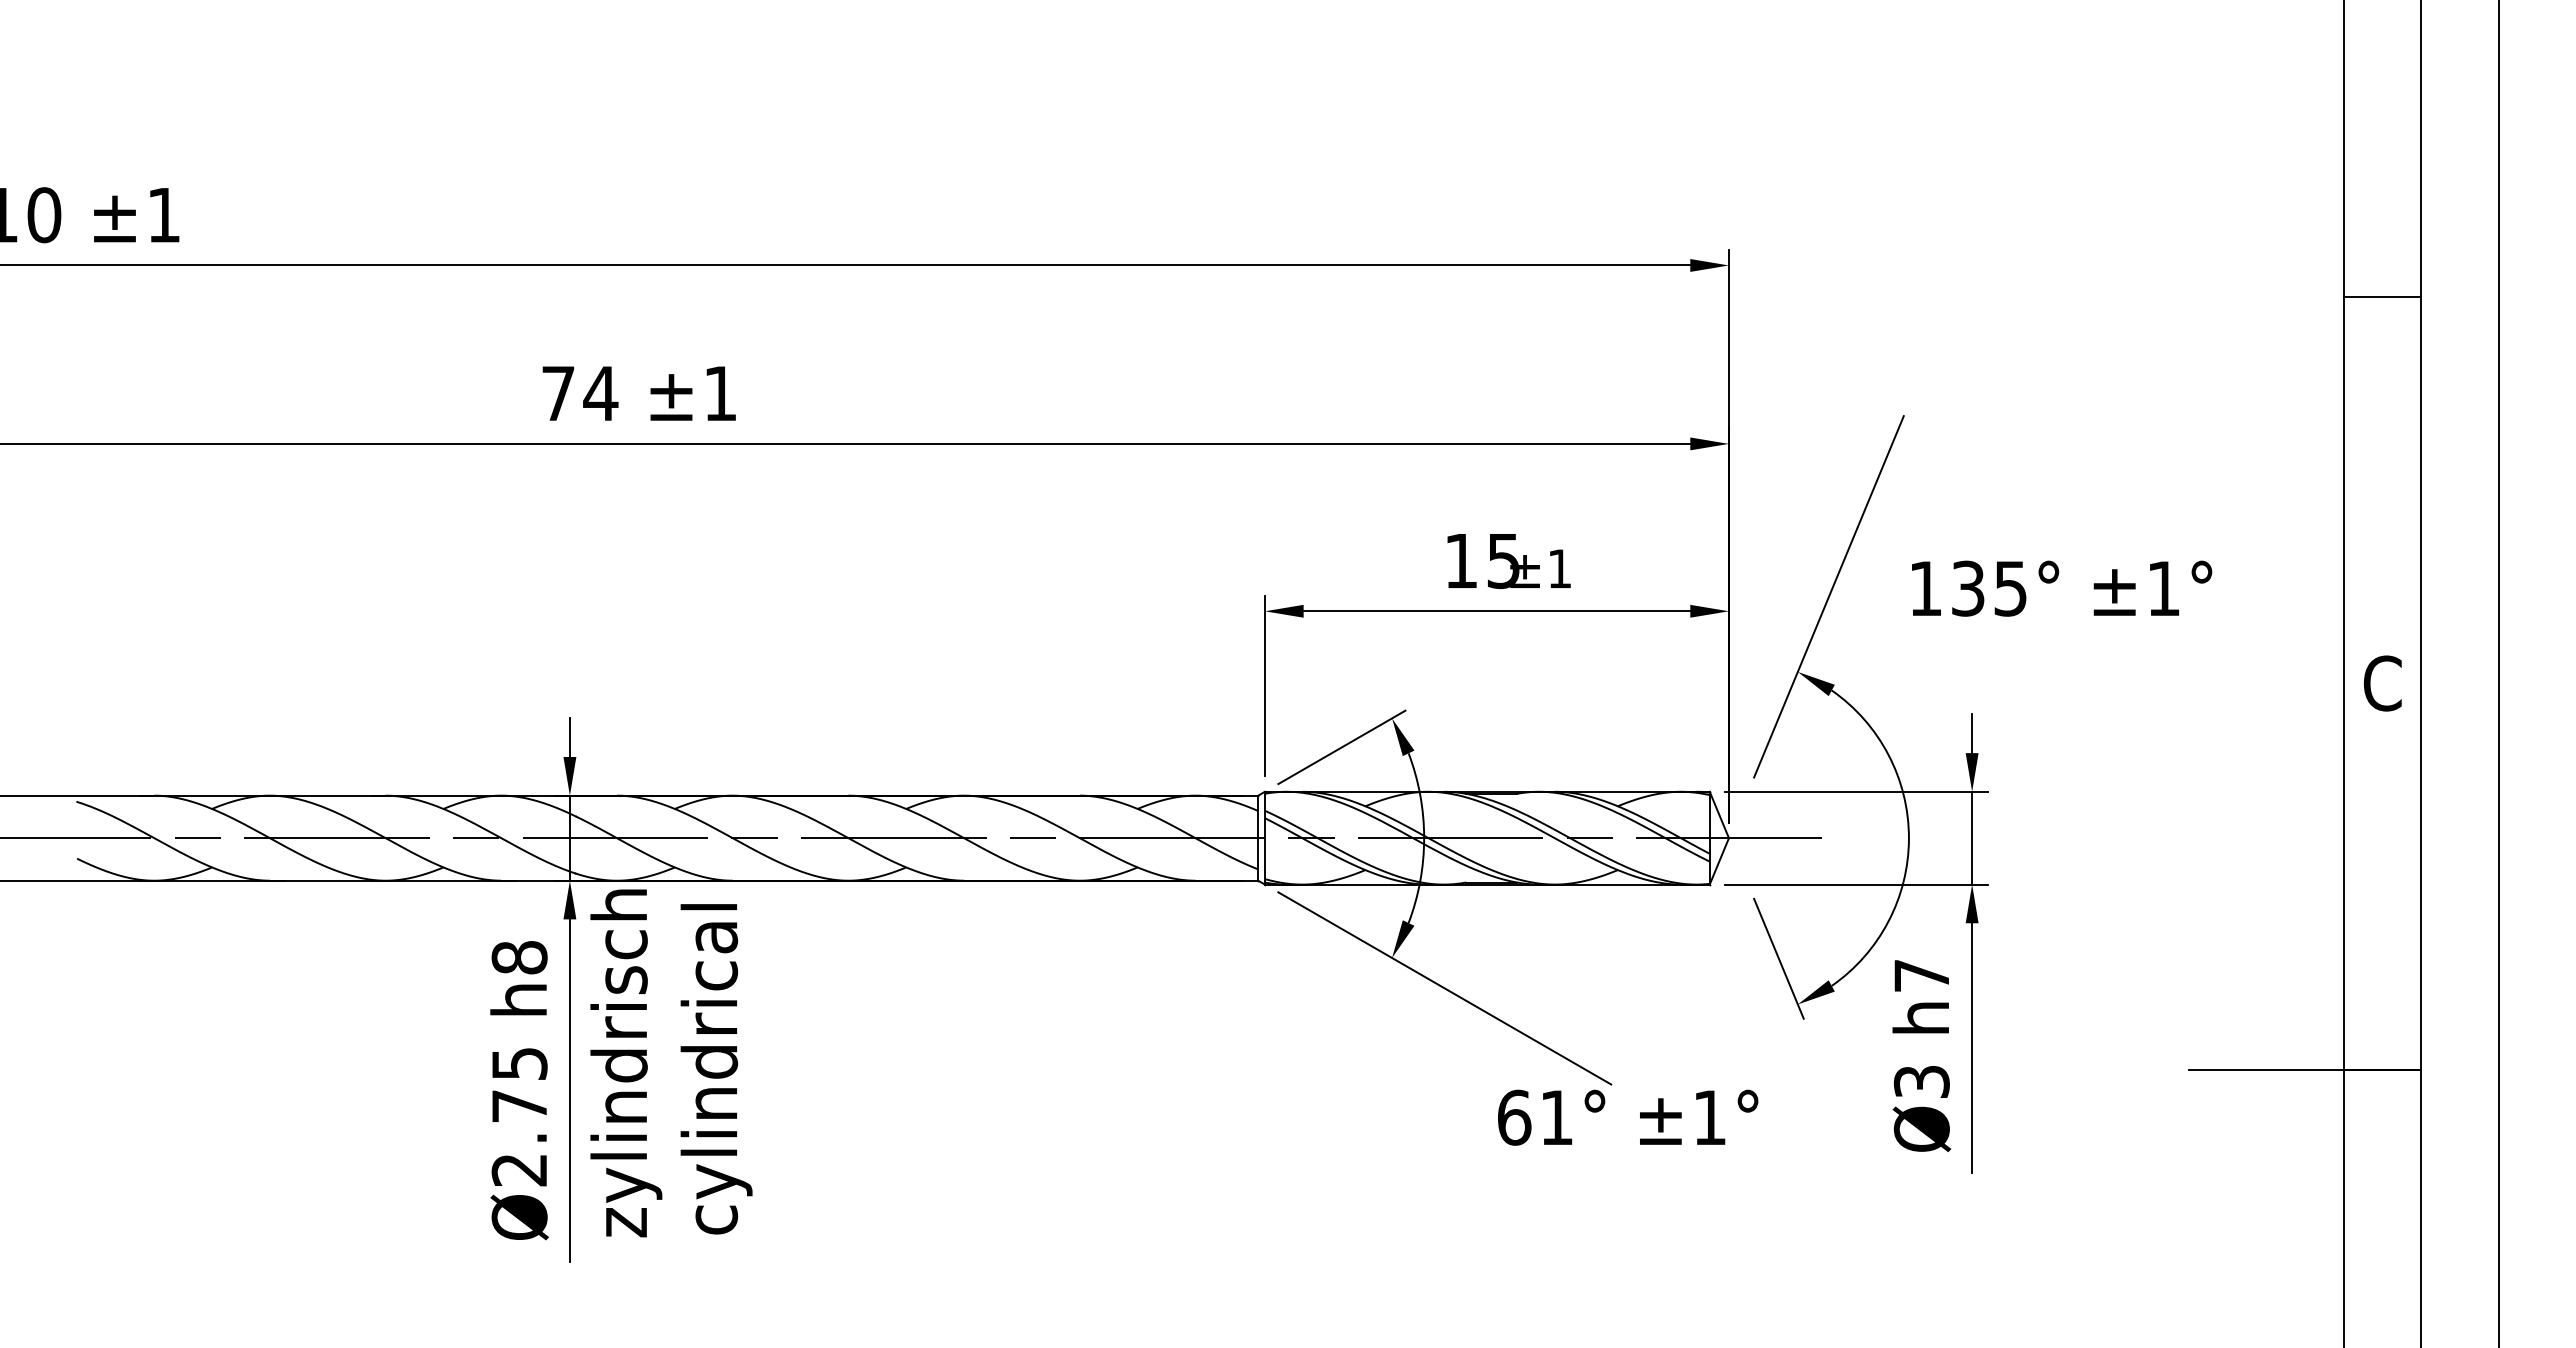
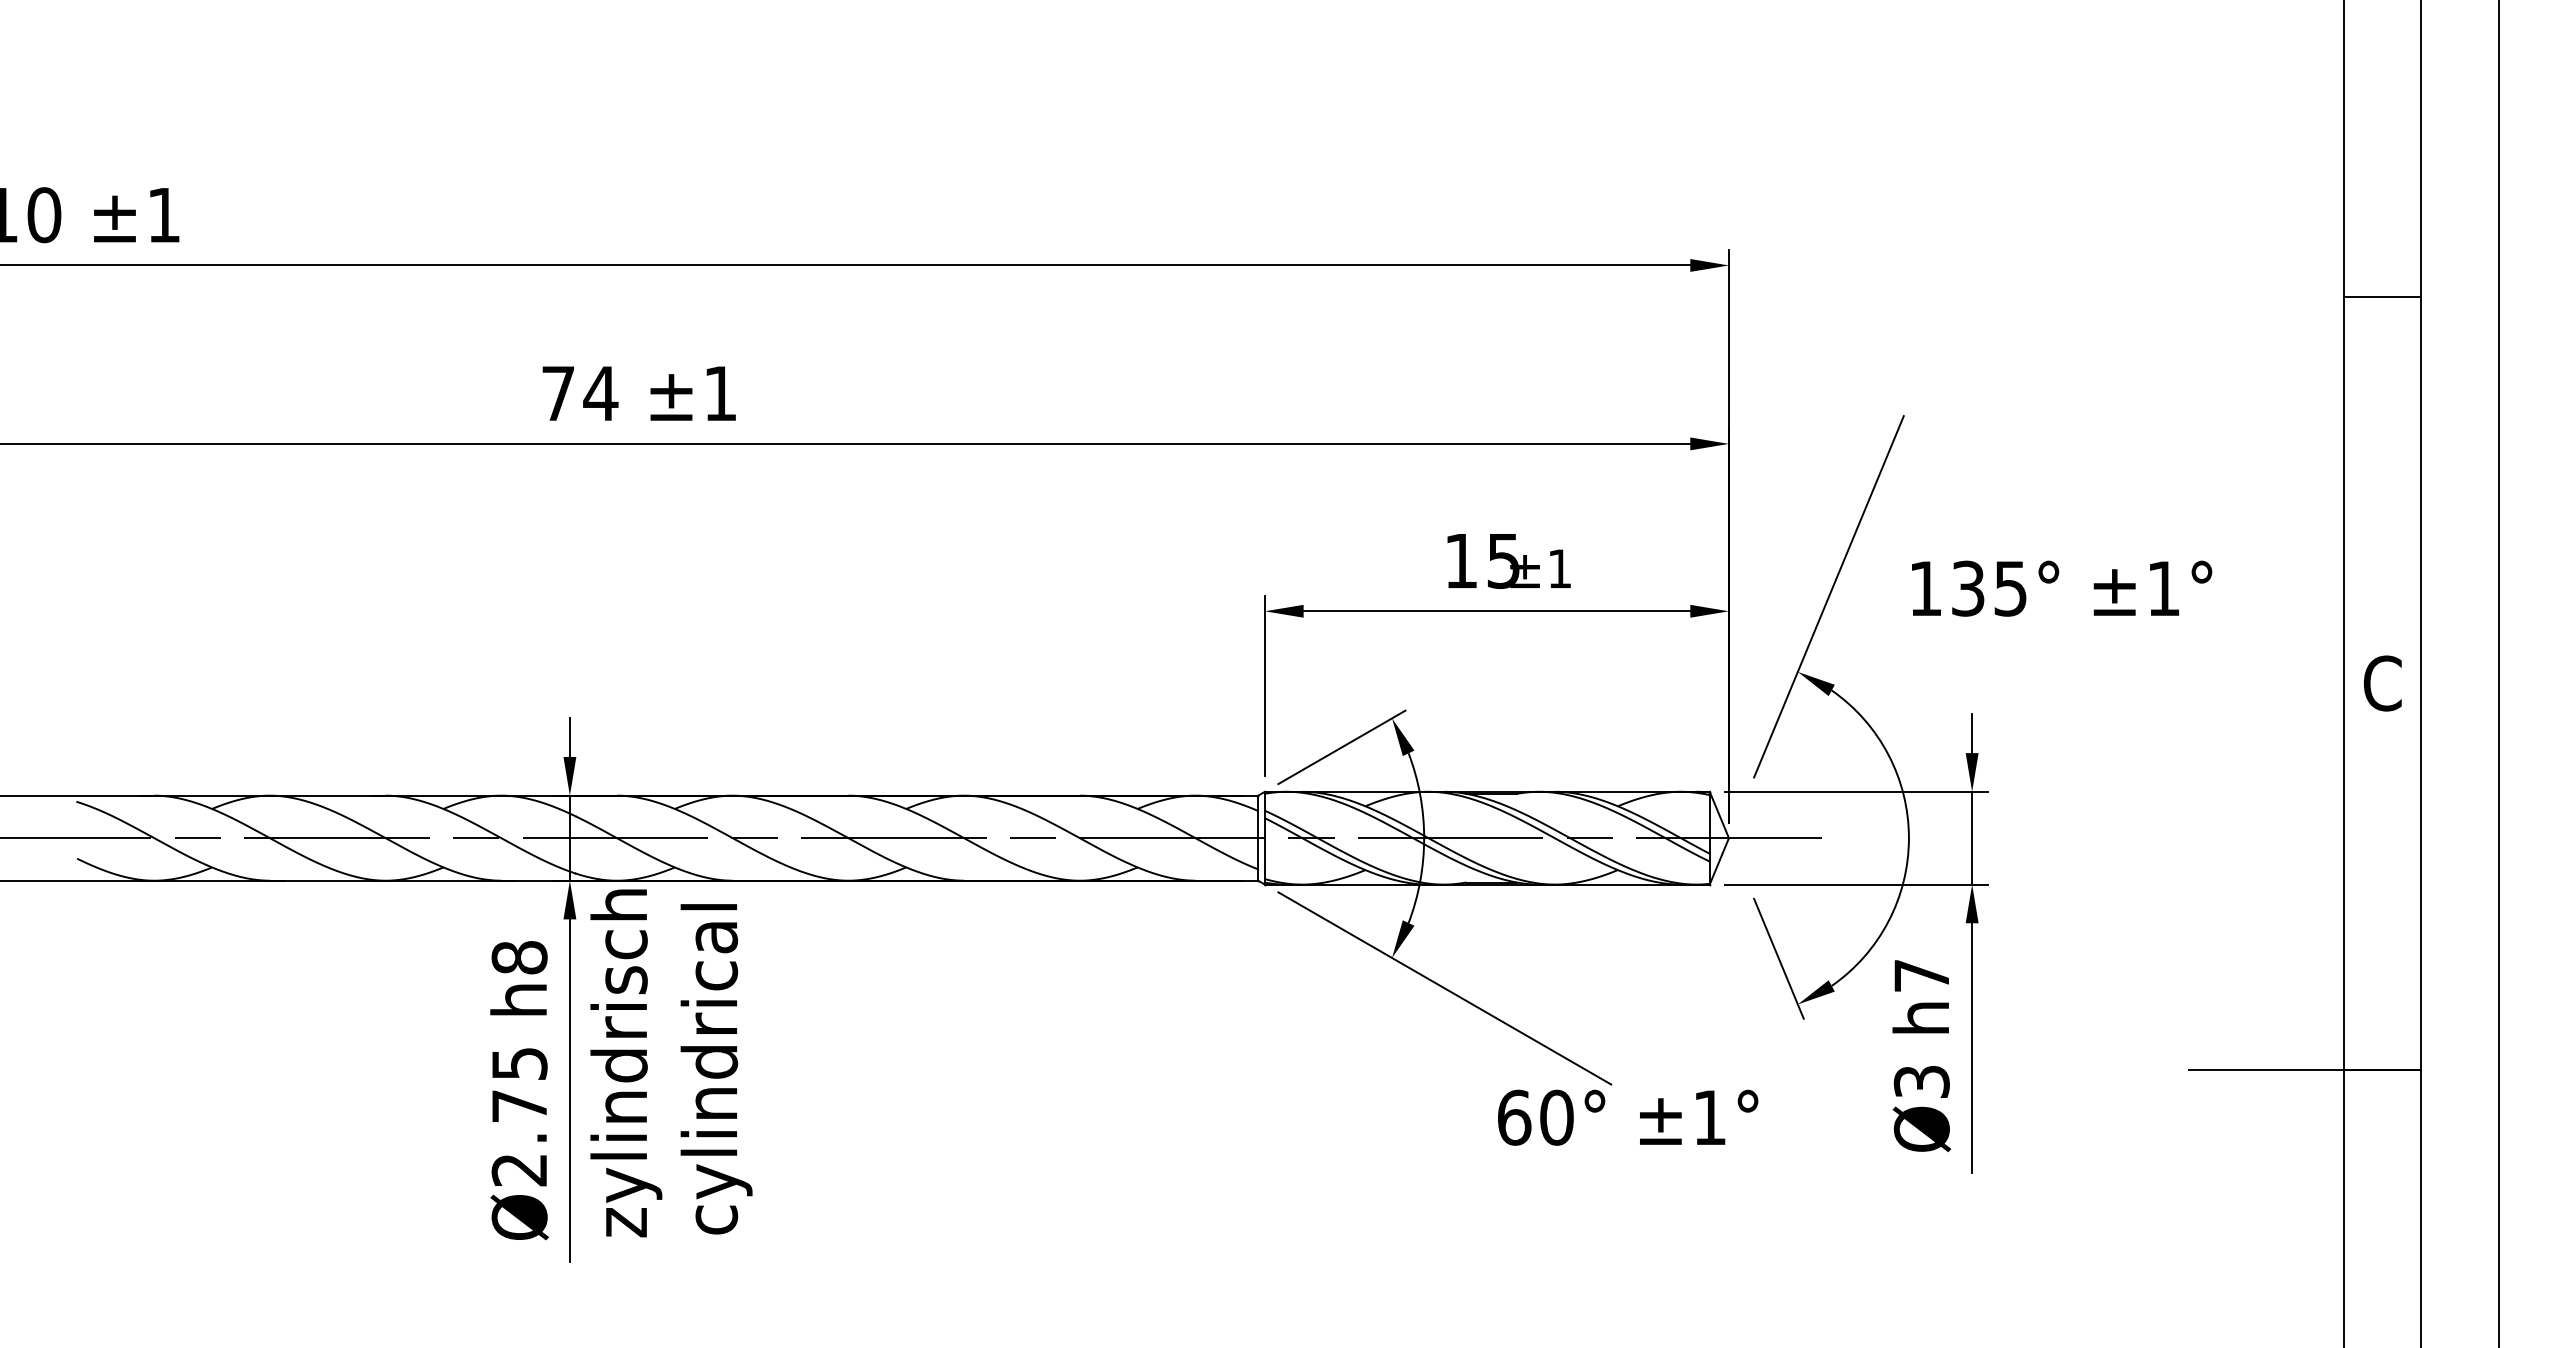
text: 61° -> 60° (1556, 1117)
